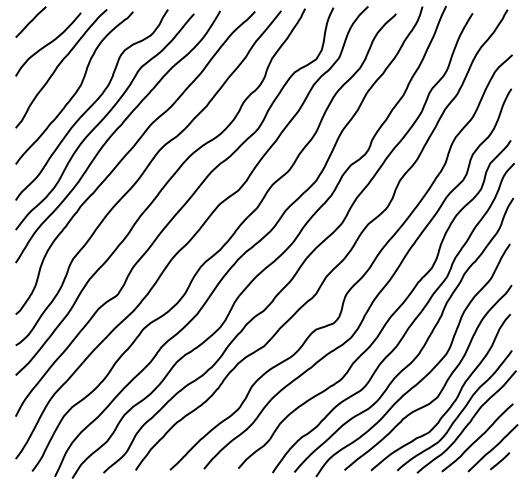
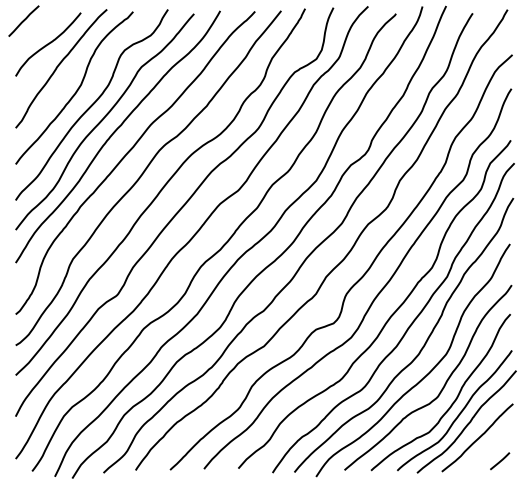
line position: (30, 21) -> (23, 20) (23, 20)
line: present -> none (492, 448)
